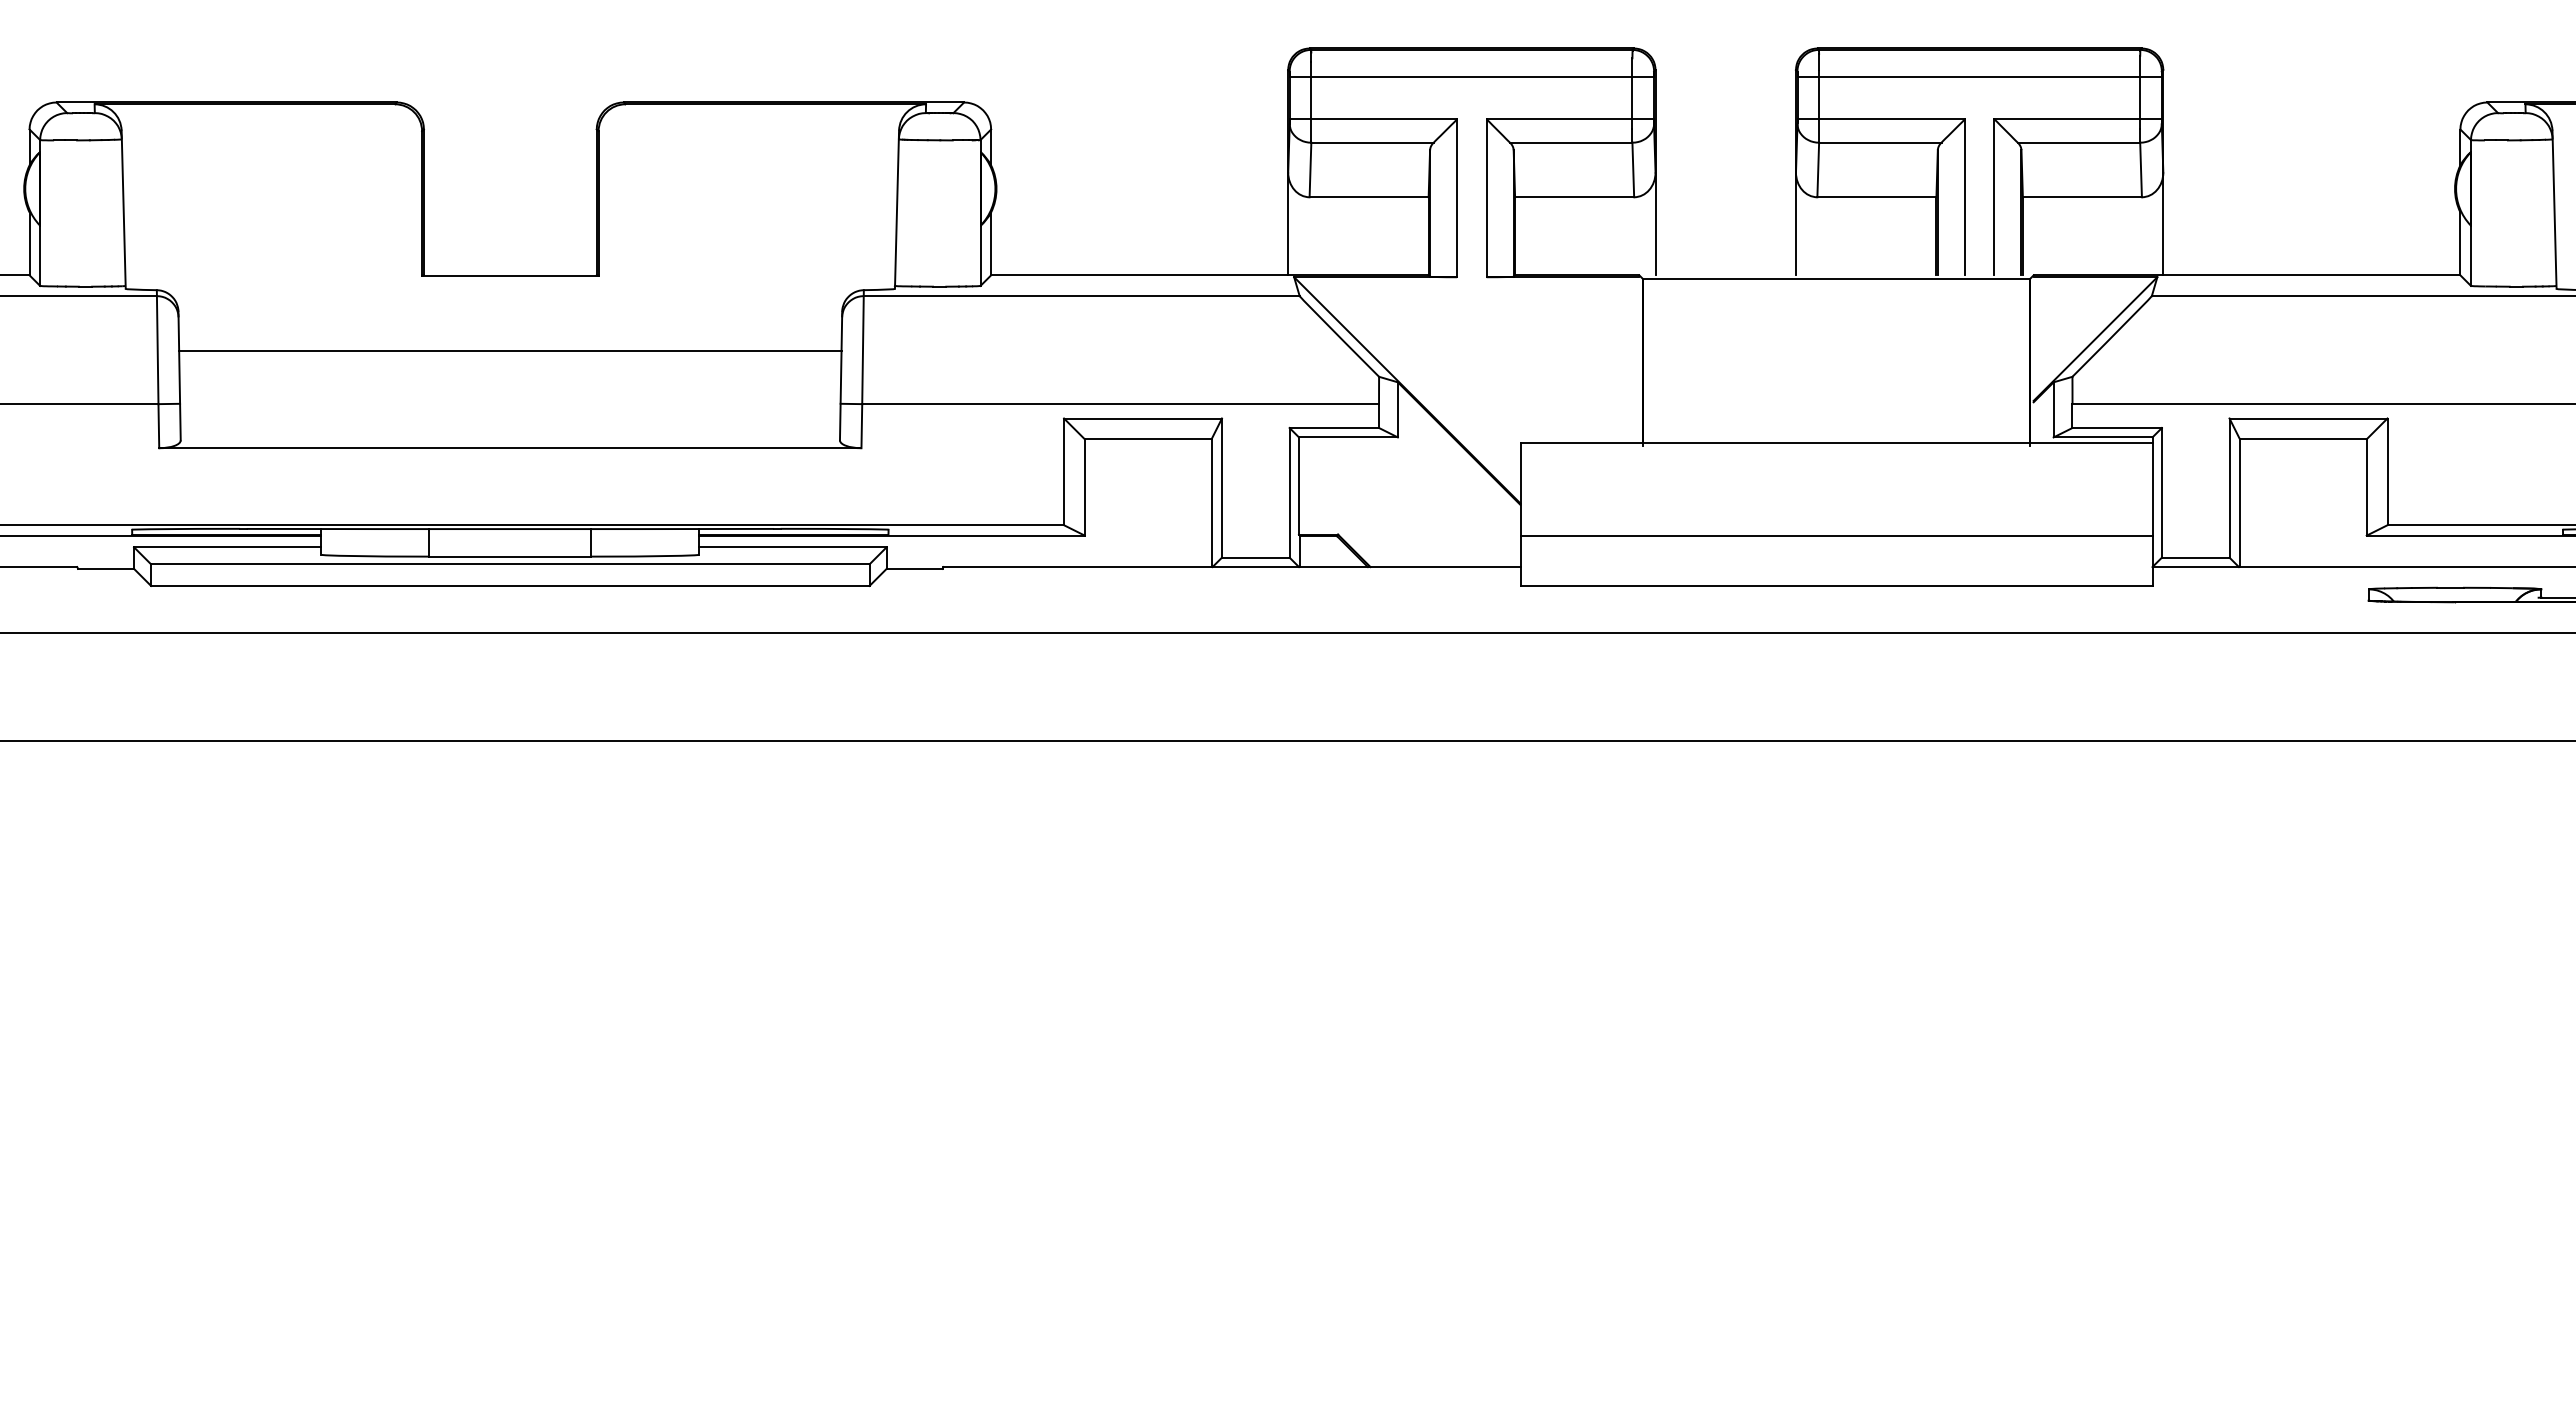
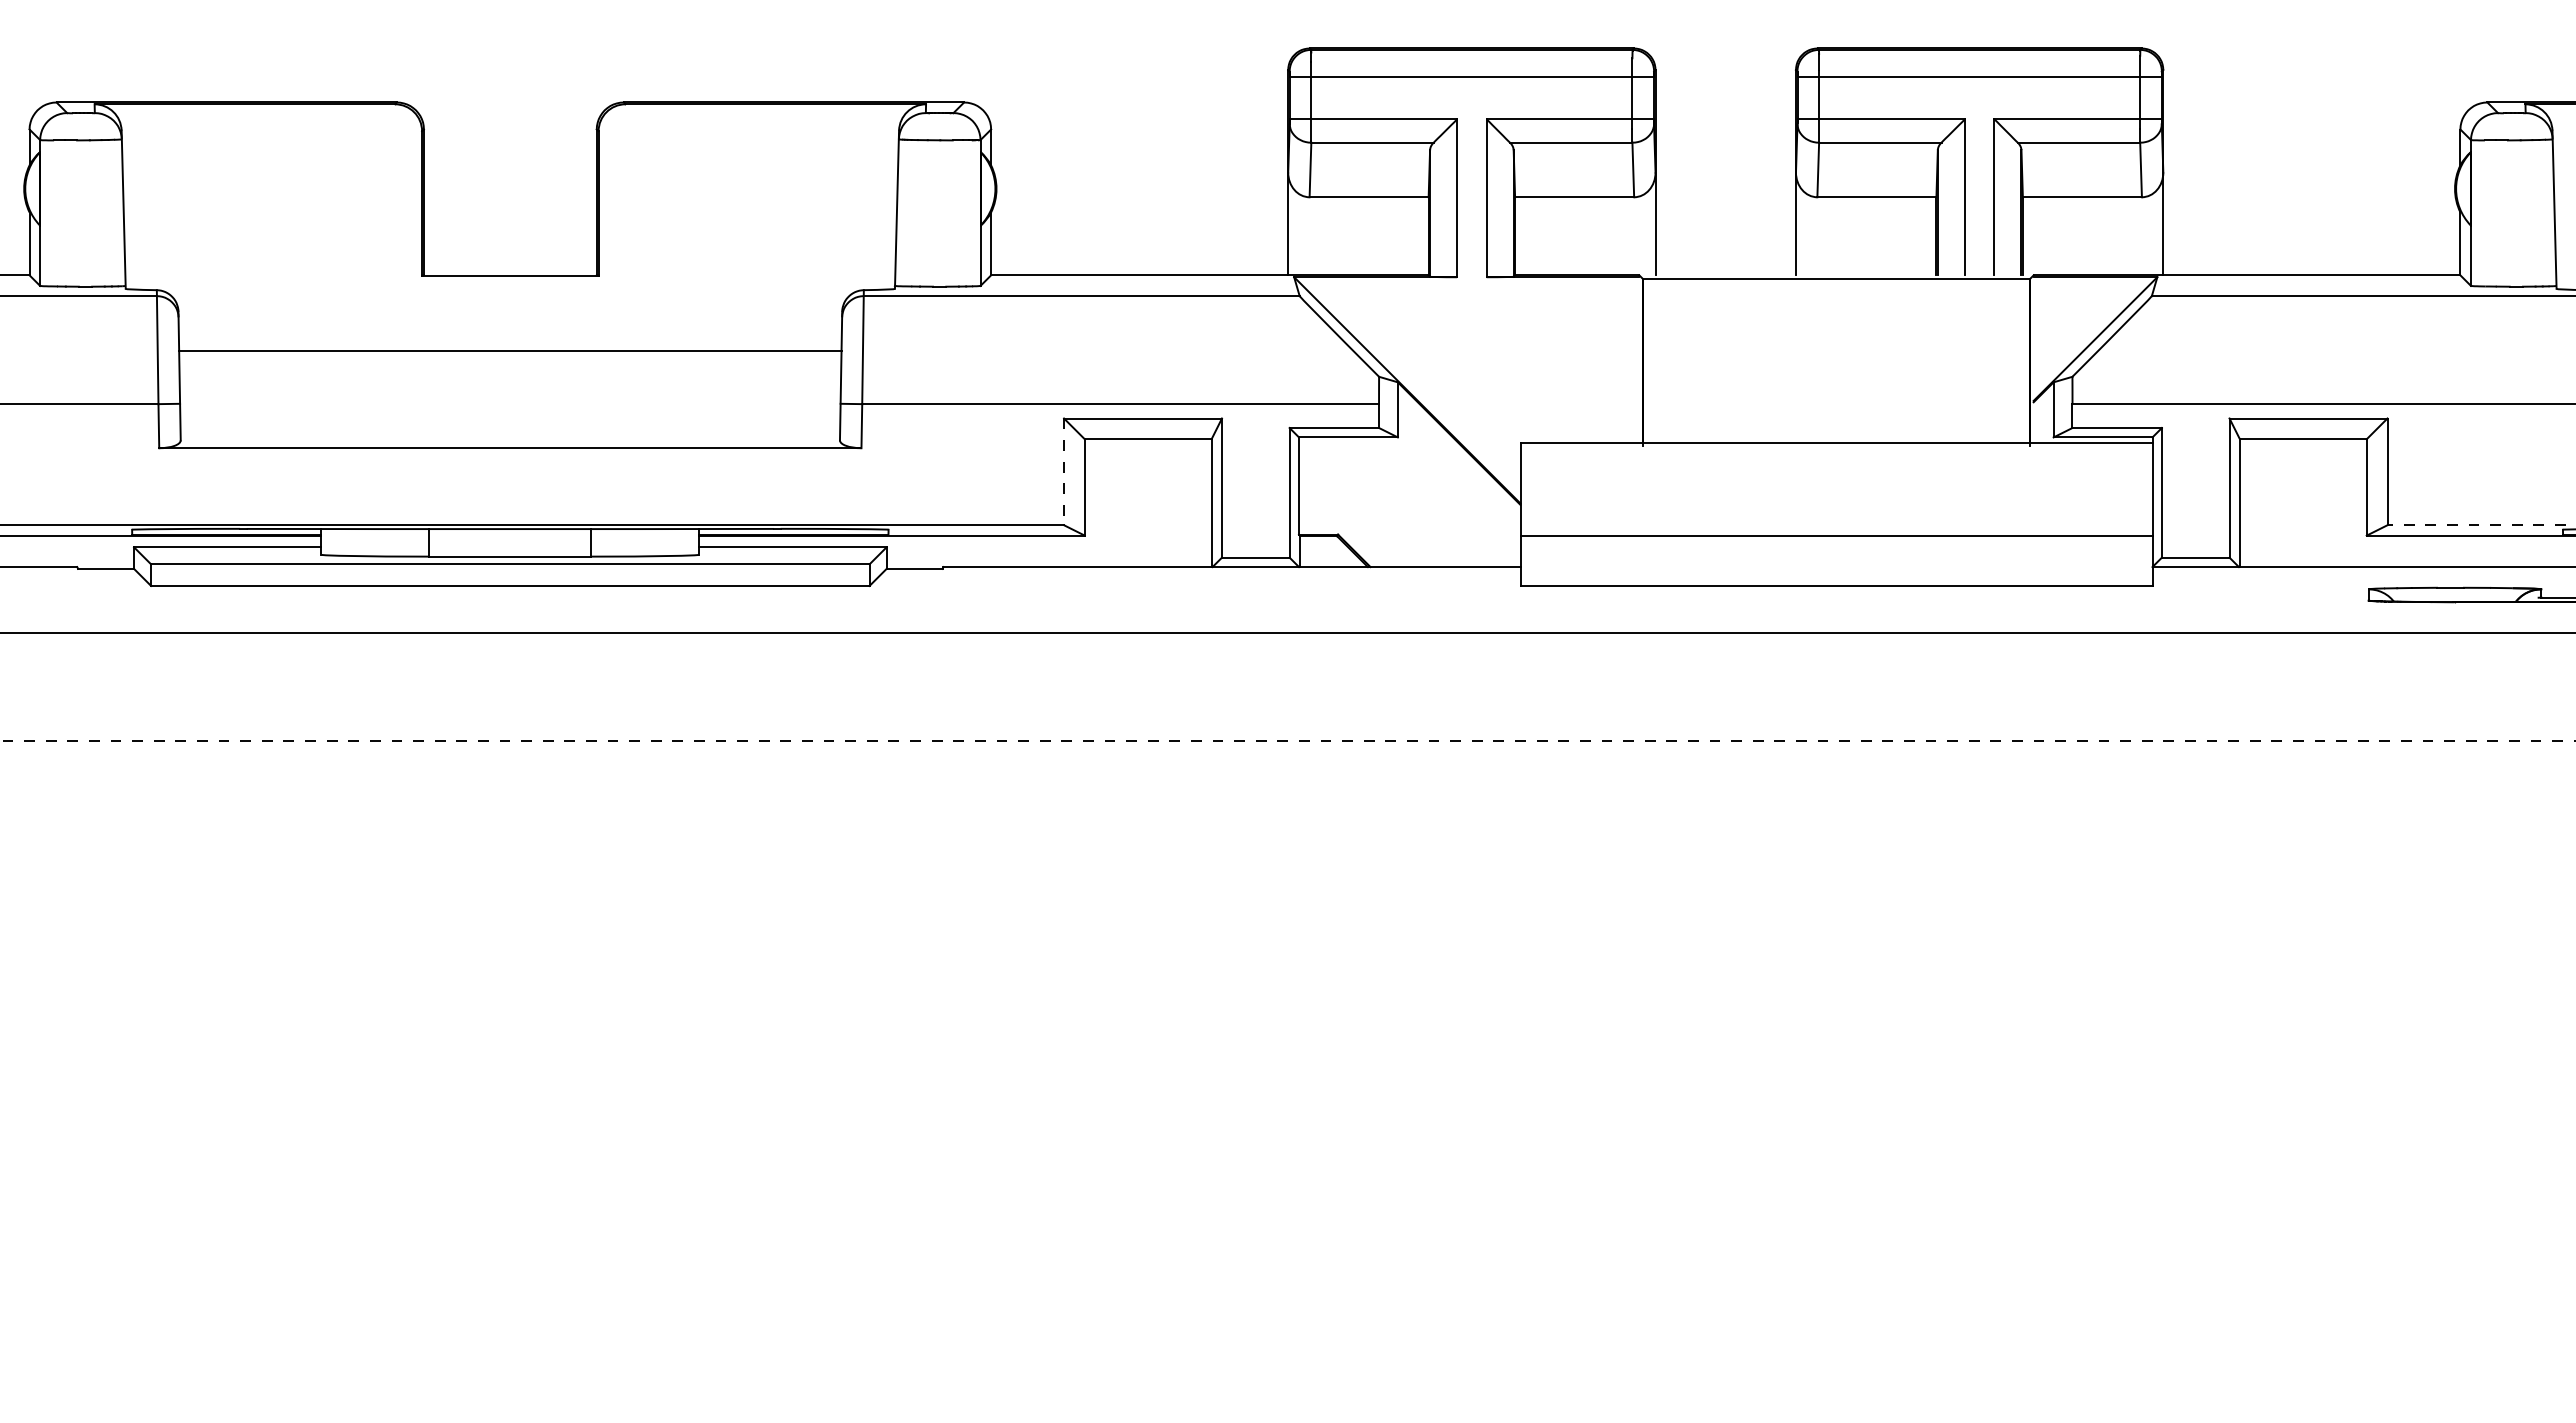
line: solid -> dashed (1064, 472)
line: solid -> dashed (2481, 525)
line: solid -> dashed (1287, 741)
